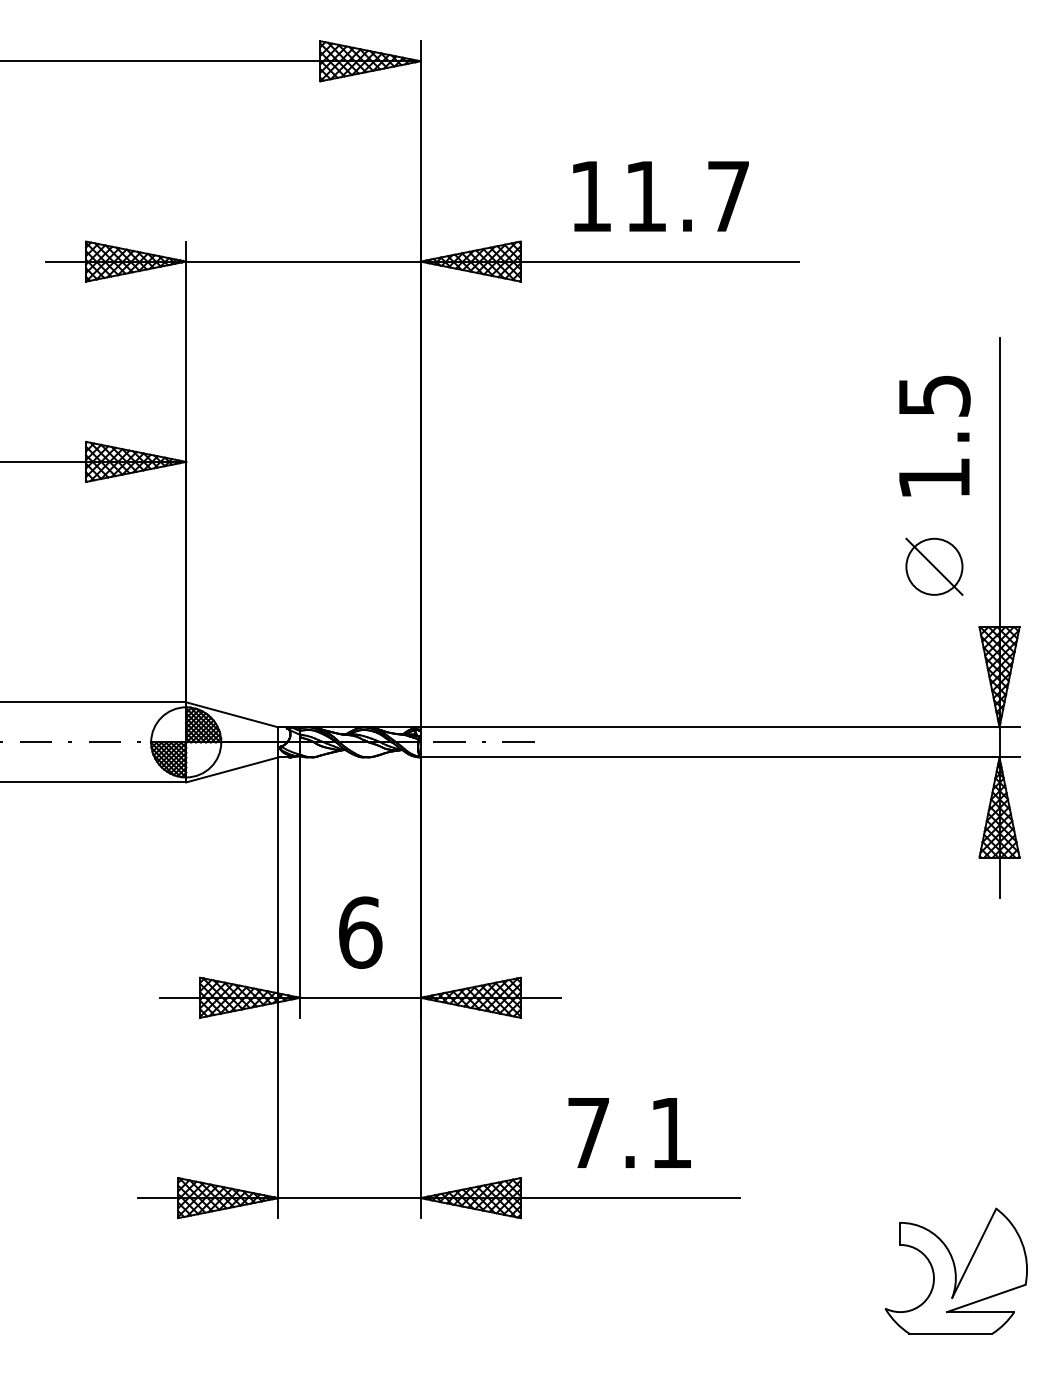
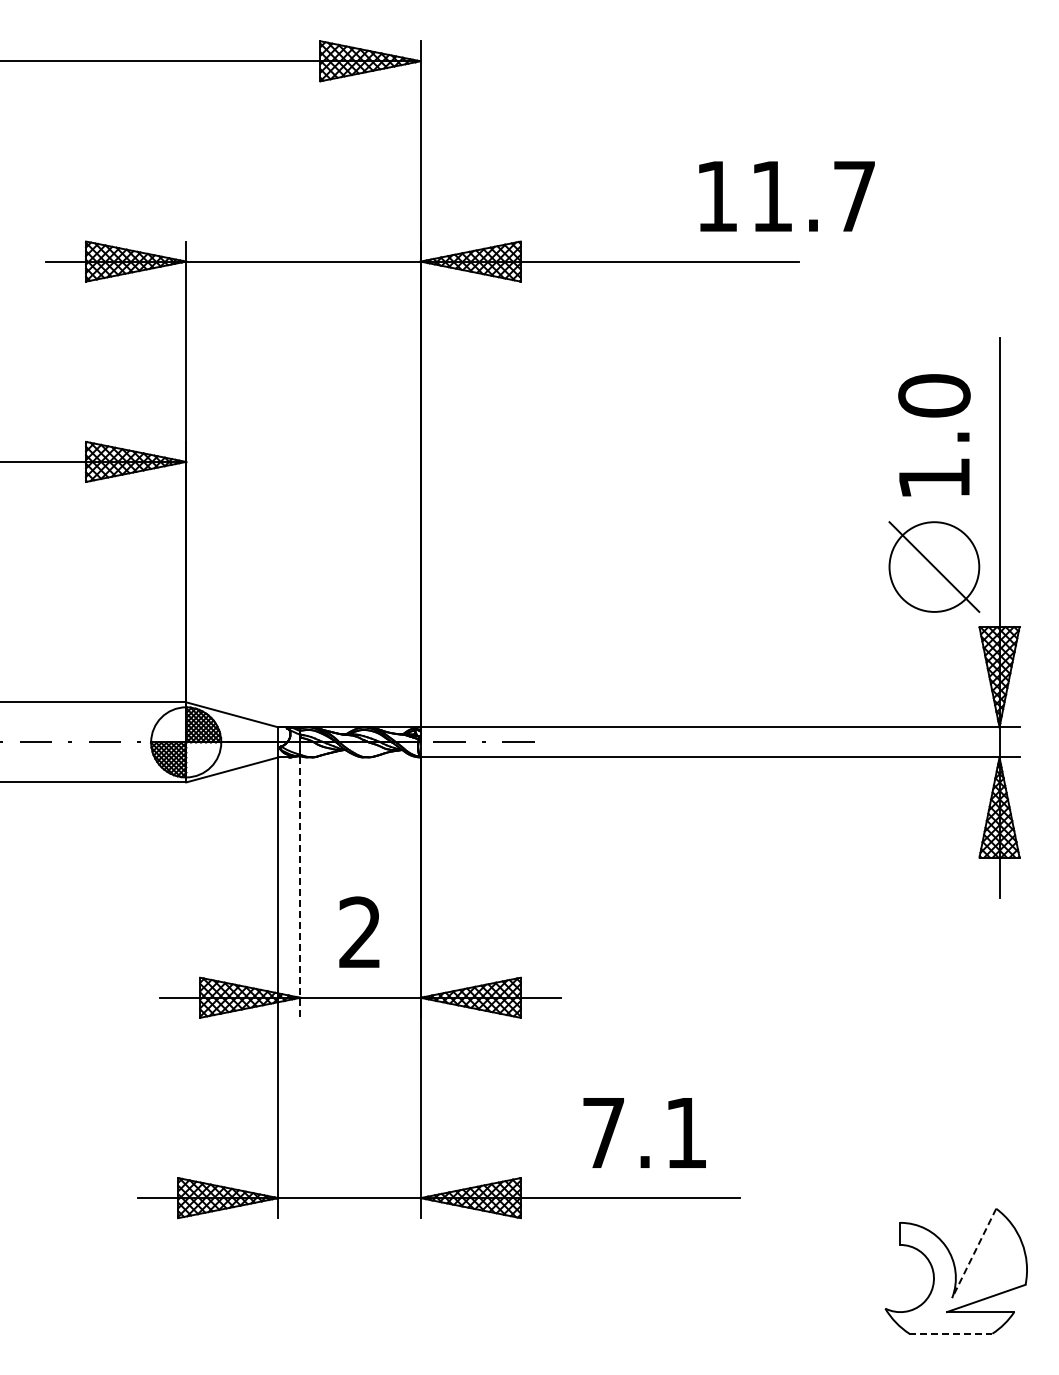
text position: (660, 196) -> (786, 196) (786, 196)
text: 1.5 -> 1.0 (934, 395)
part size: 59x59 px -> 93x92 px (934, 566)
line: solid -> dashed (300, 888)
text: 6 -> 2 (360, 932)
text position: (629, 1132) -> (644, 1132) (644, 1132)
line: solid -> dashed (974, 1253)
line: solid -> dashed (951, 1333)
